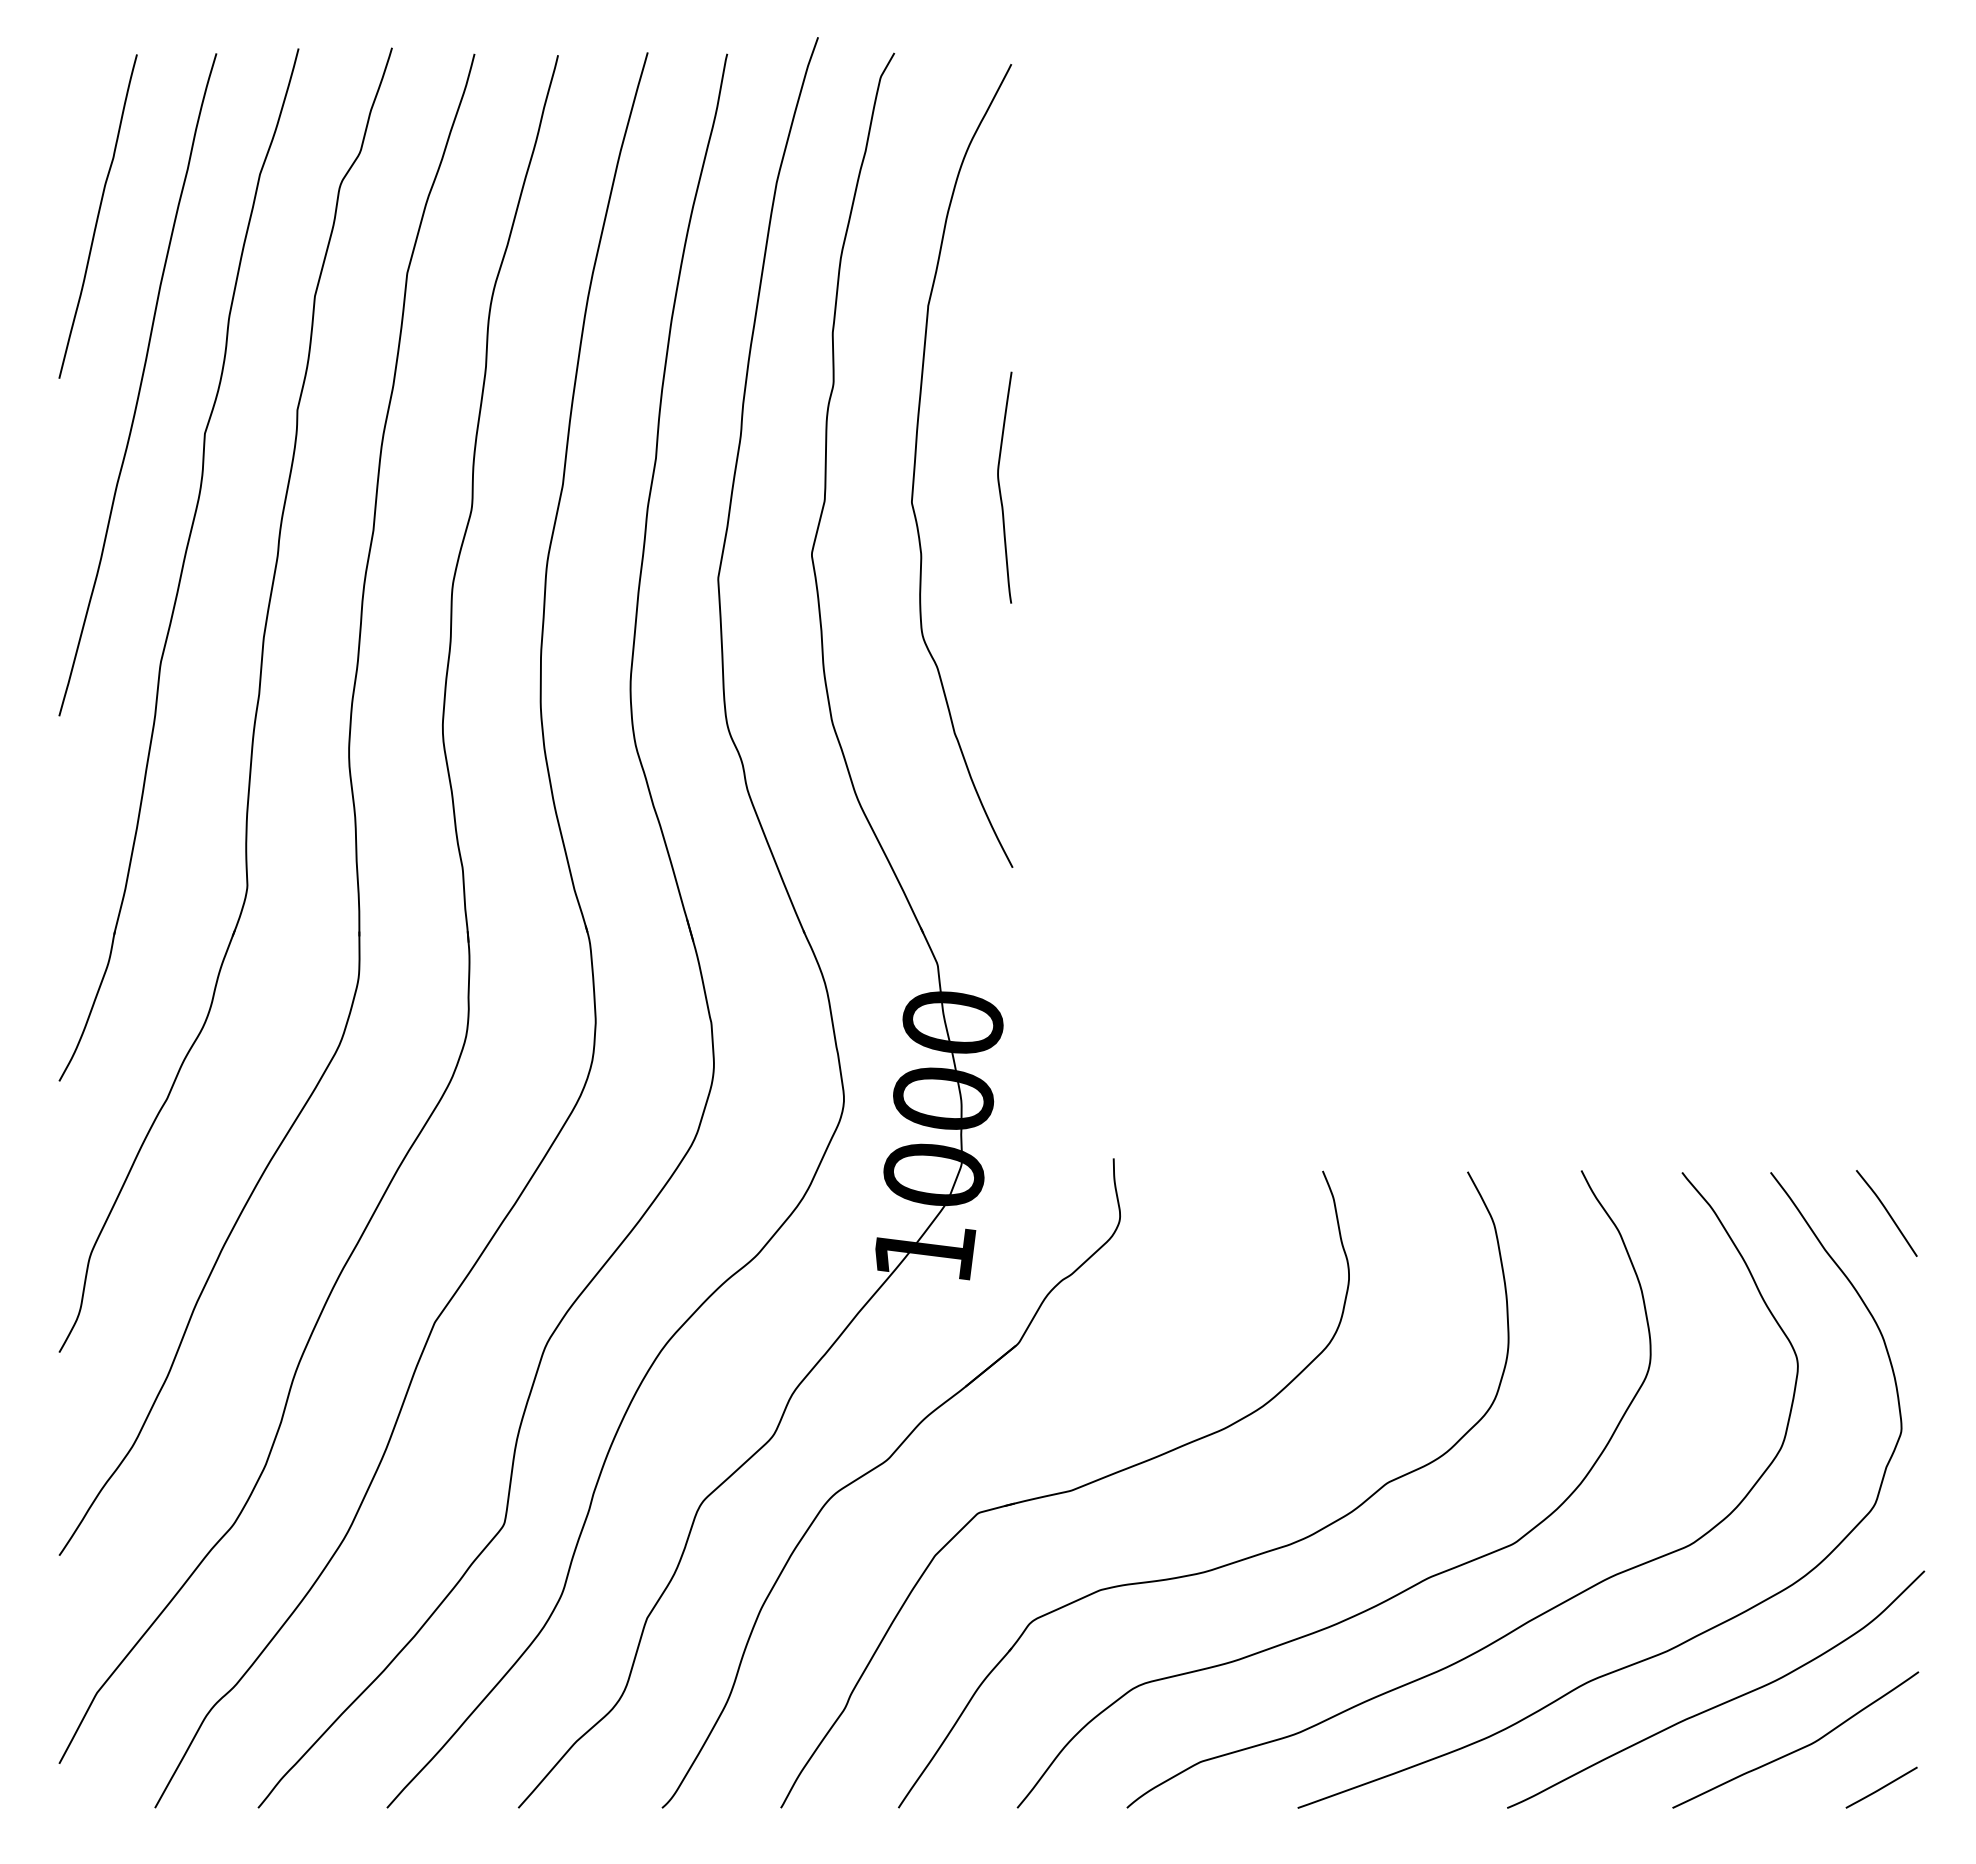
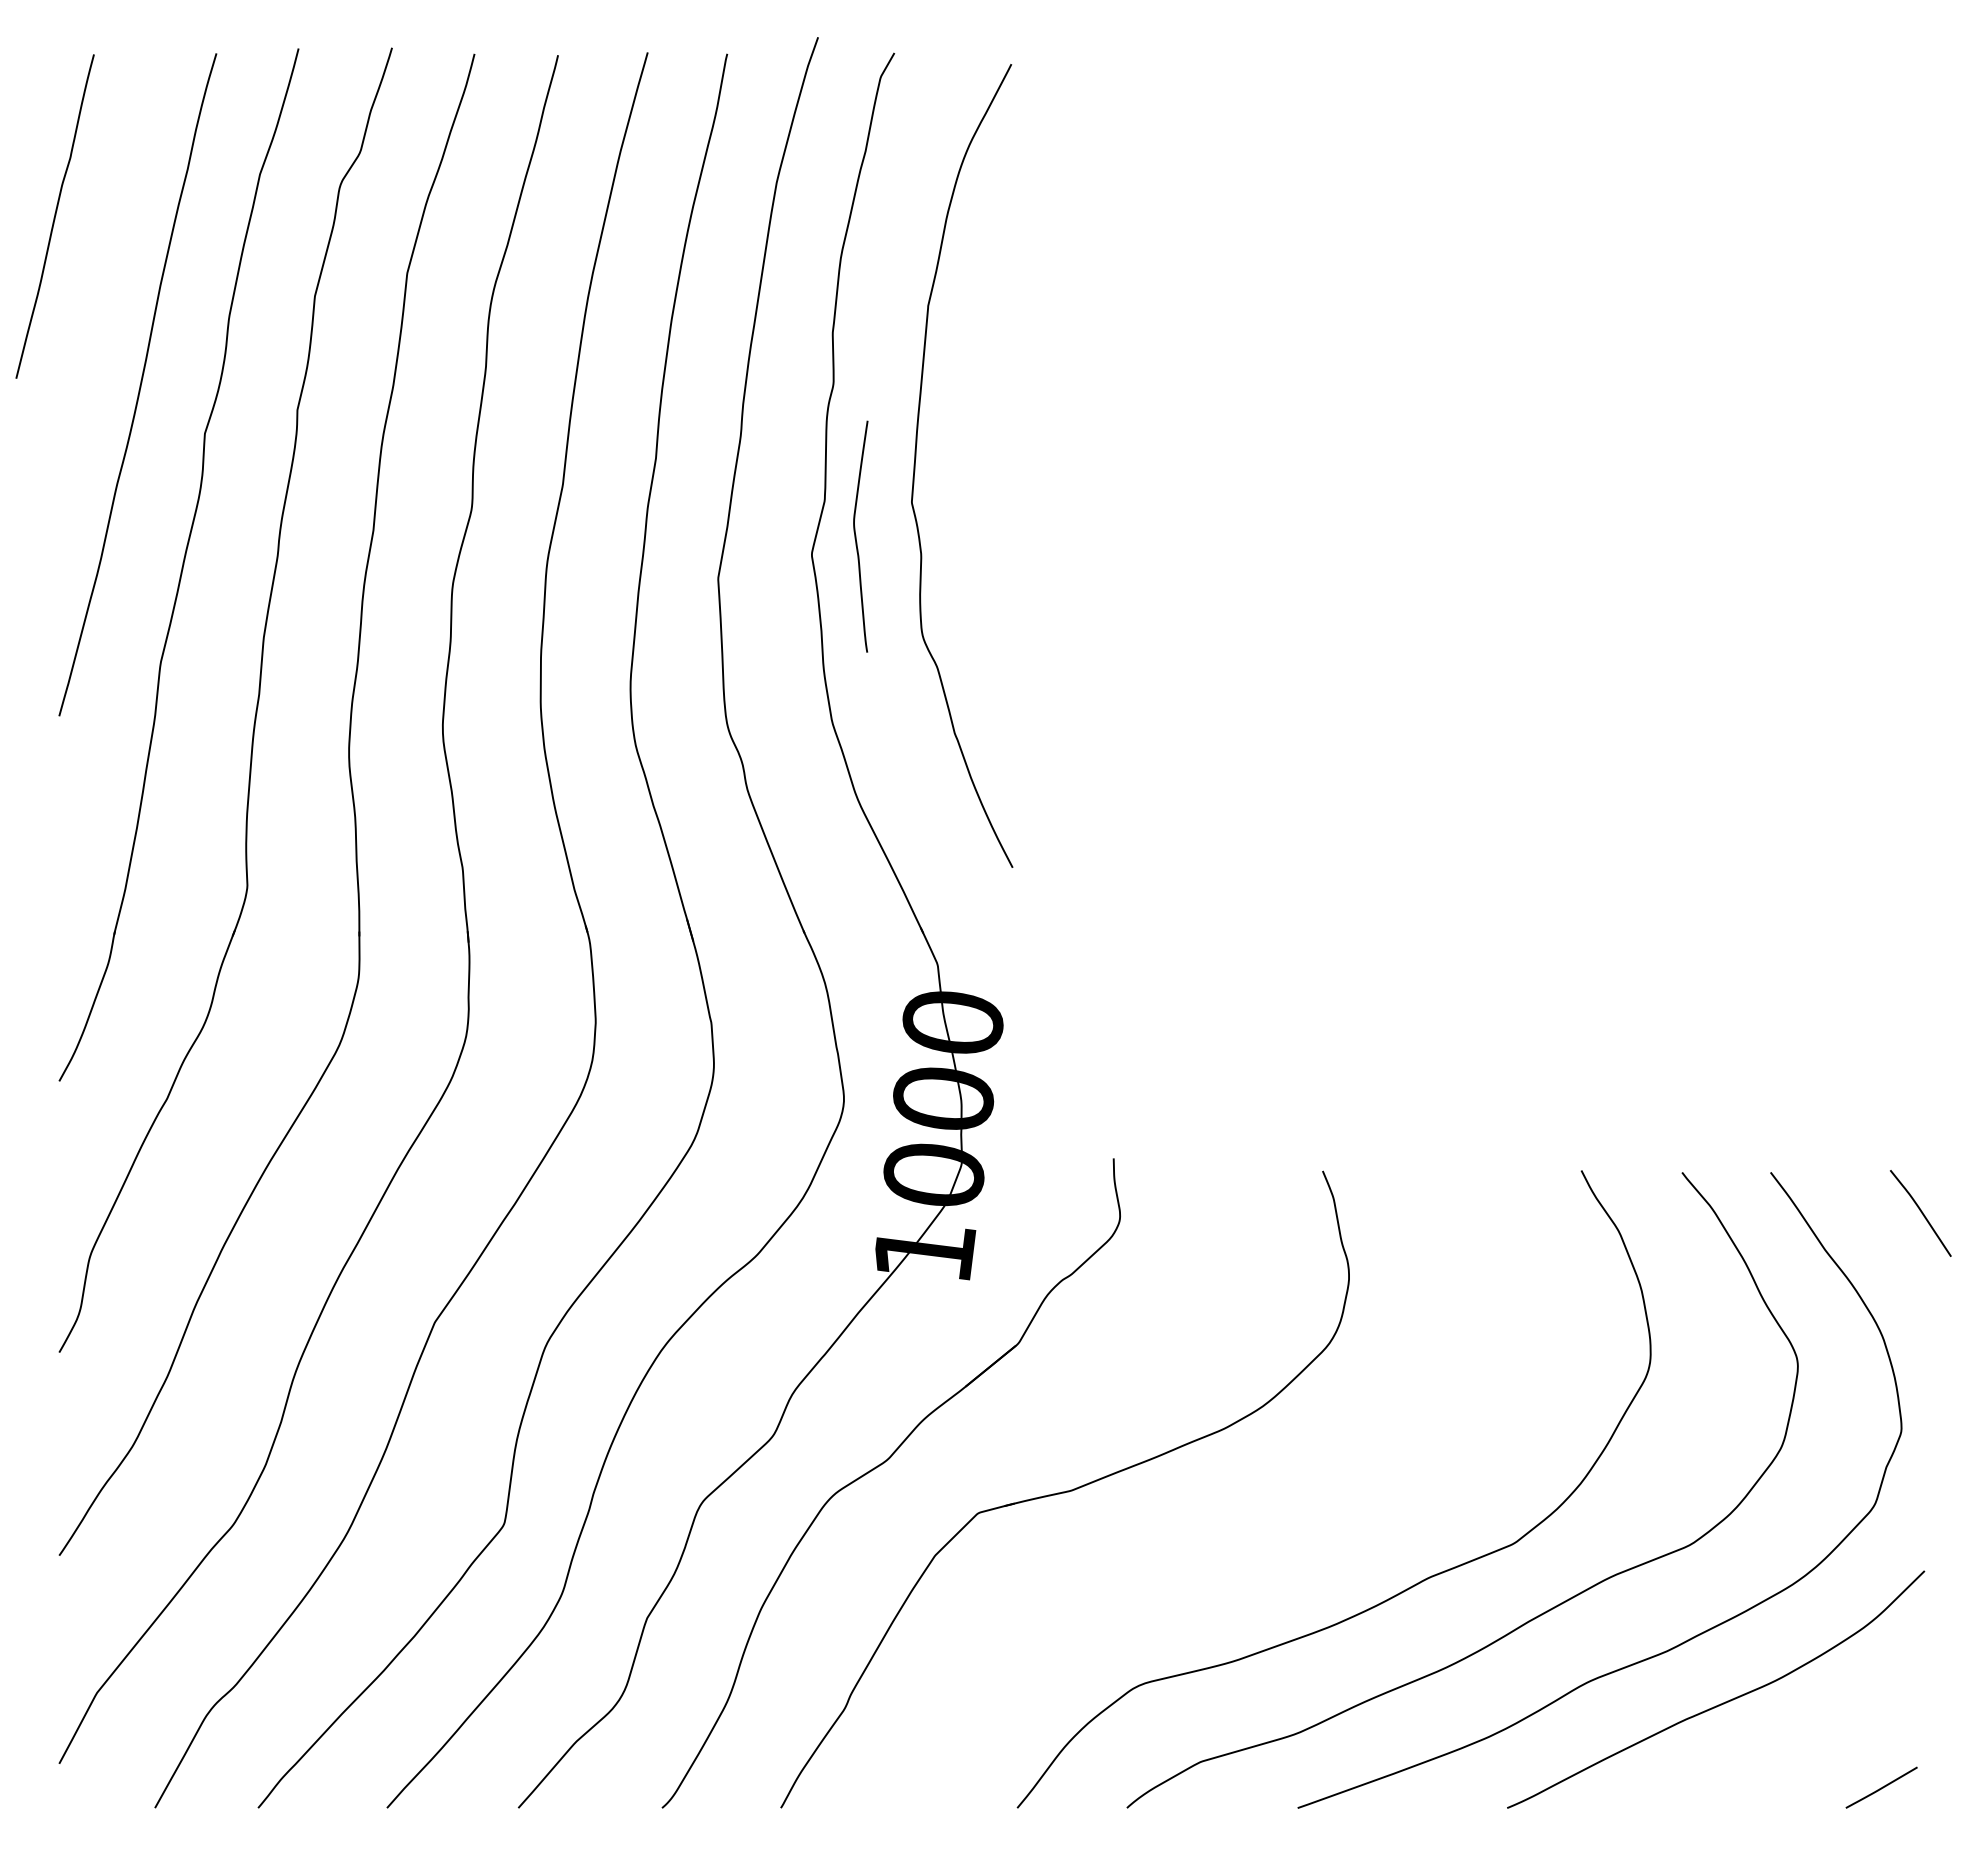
curve position: (97, 216) -> (54, 216) (54, 216)
curve position: (1000, 487) -> (856, 536) (856, 536)
curve position: (1886, 1212) -> (1920, 1212) (1920, 1212)
part: present -> none (1227, 1563)
curve: present -> none (1798, 1748)
